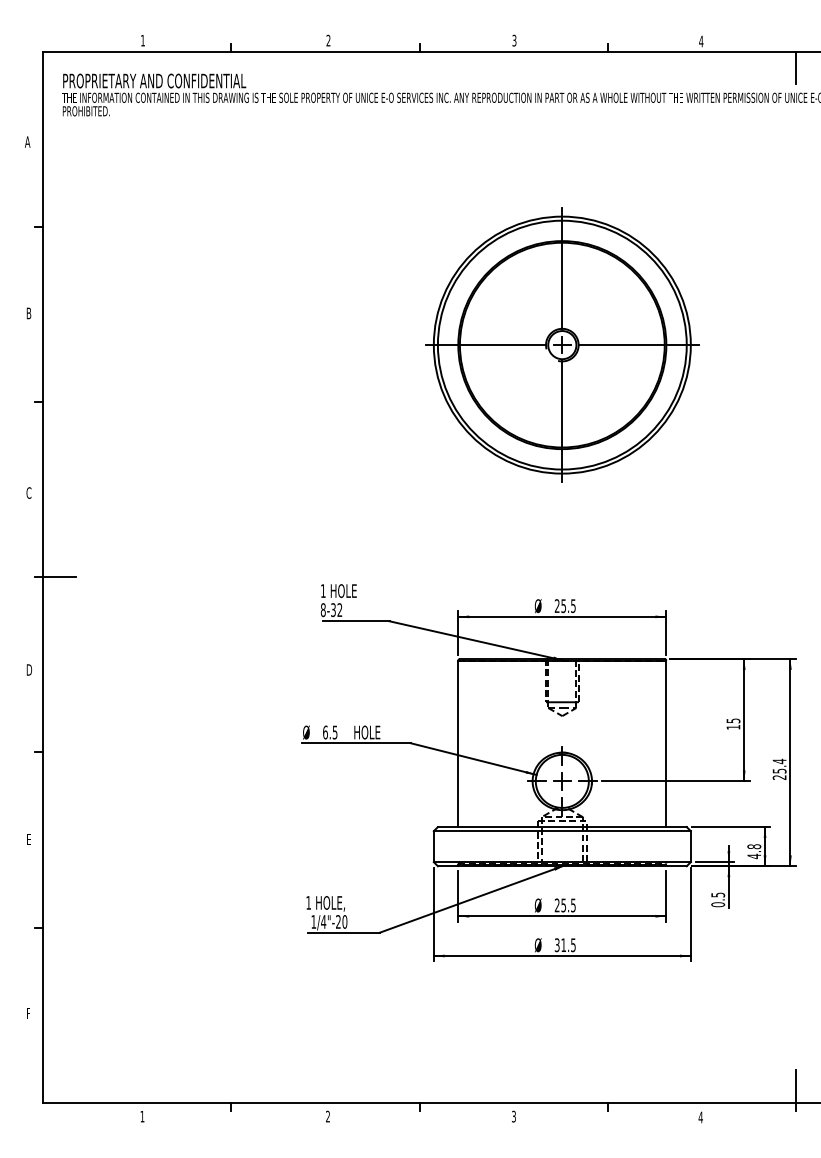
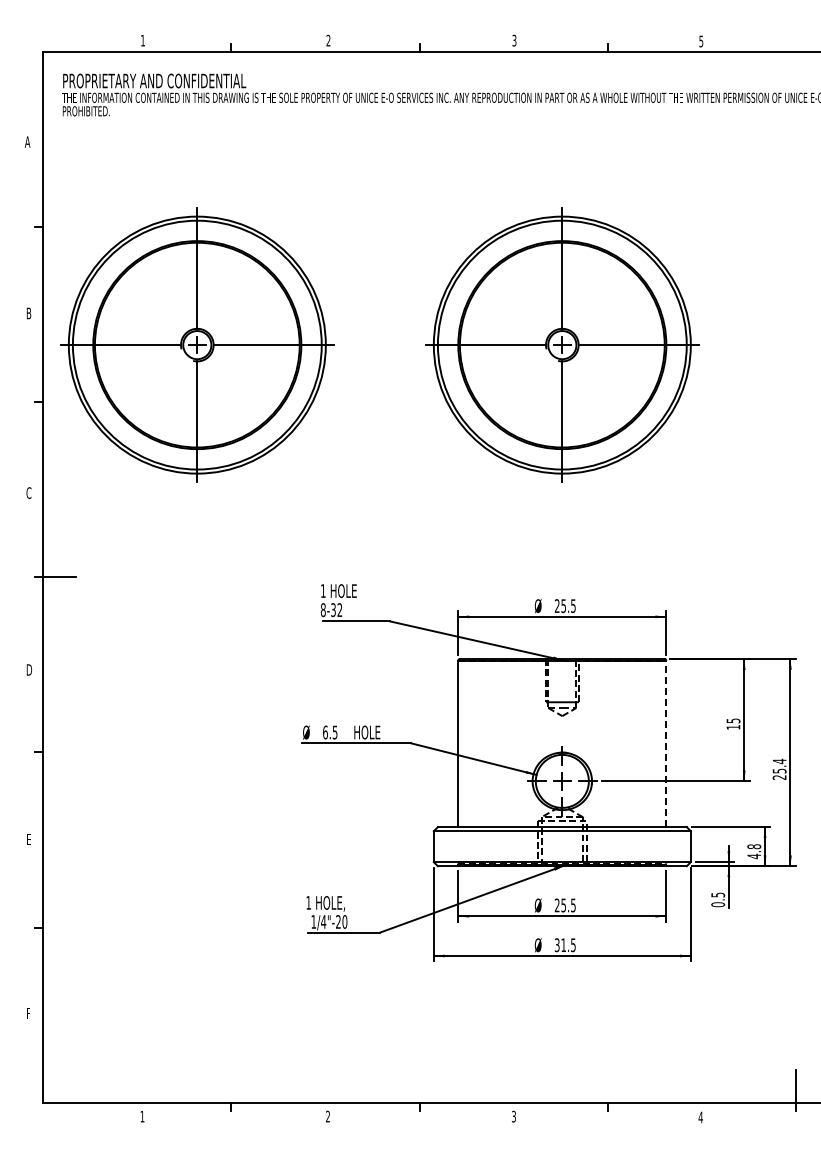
text: 4 -> 5 (701, 41)
line: present -> none (796, 67)
part: none -> present (197, 344)
line: solid -> dashed (666, 743)
